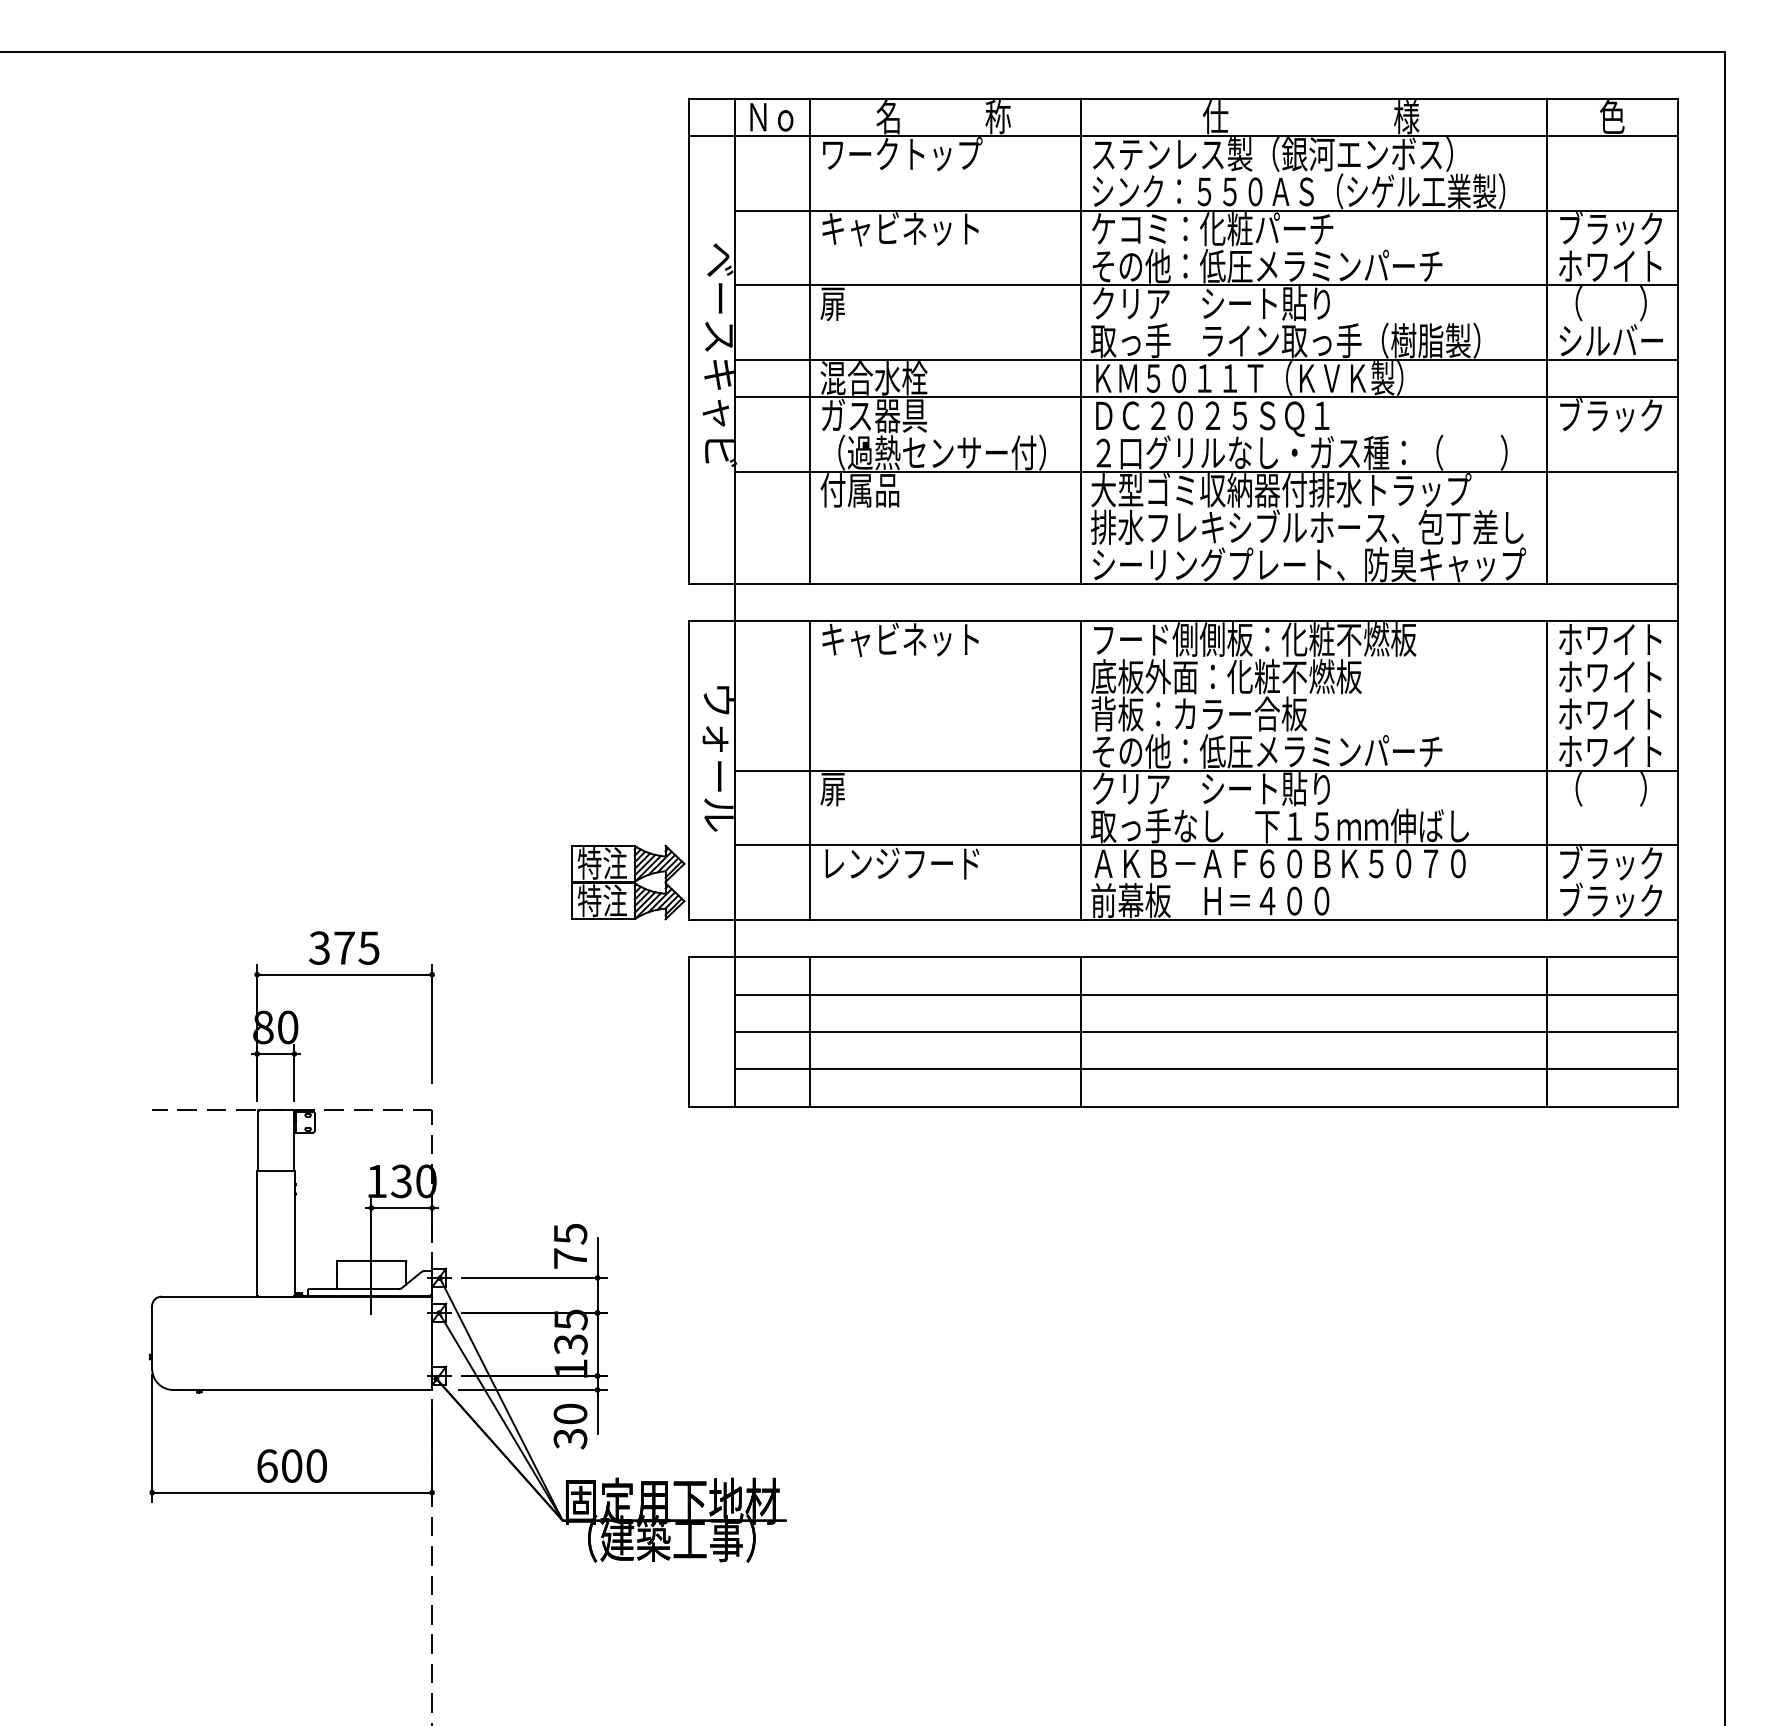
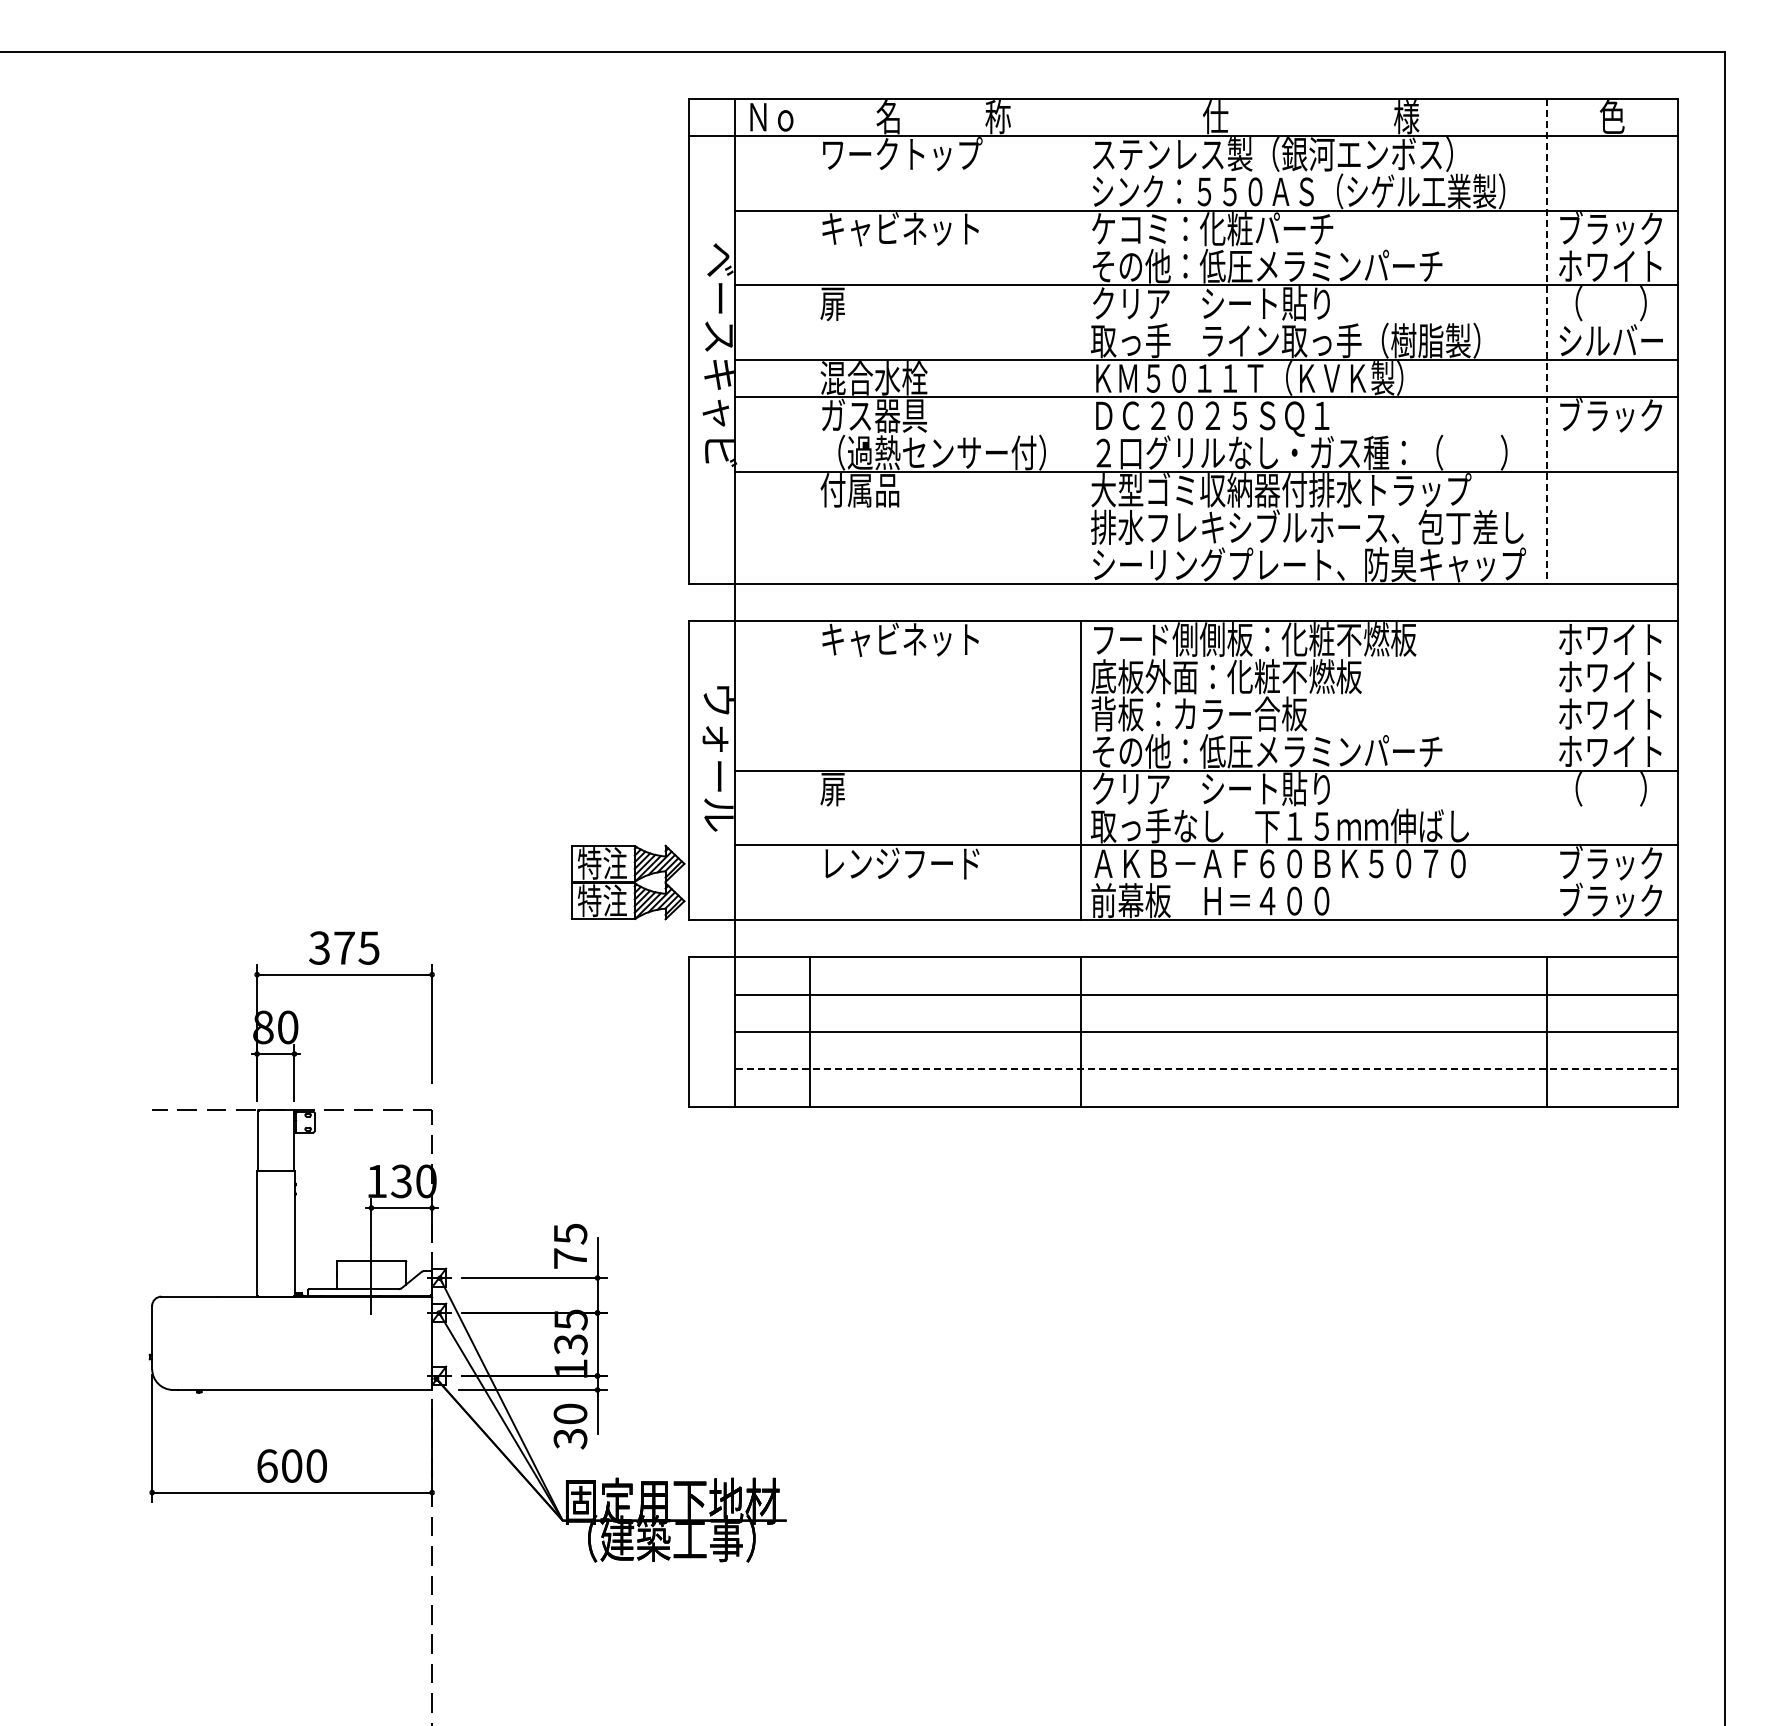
line: present -> none (810, 340)
line: present -> none (1080, 340)
line: solid -> dashed (1547, 341)
line: present -> none (810, 770)
line: present -> none (1547, 770)
line: solid -> dashed (1206, 1069)
